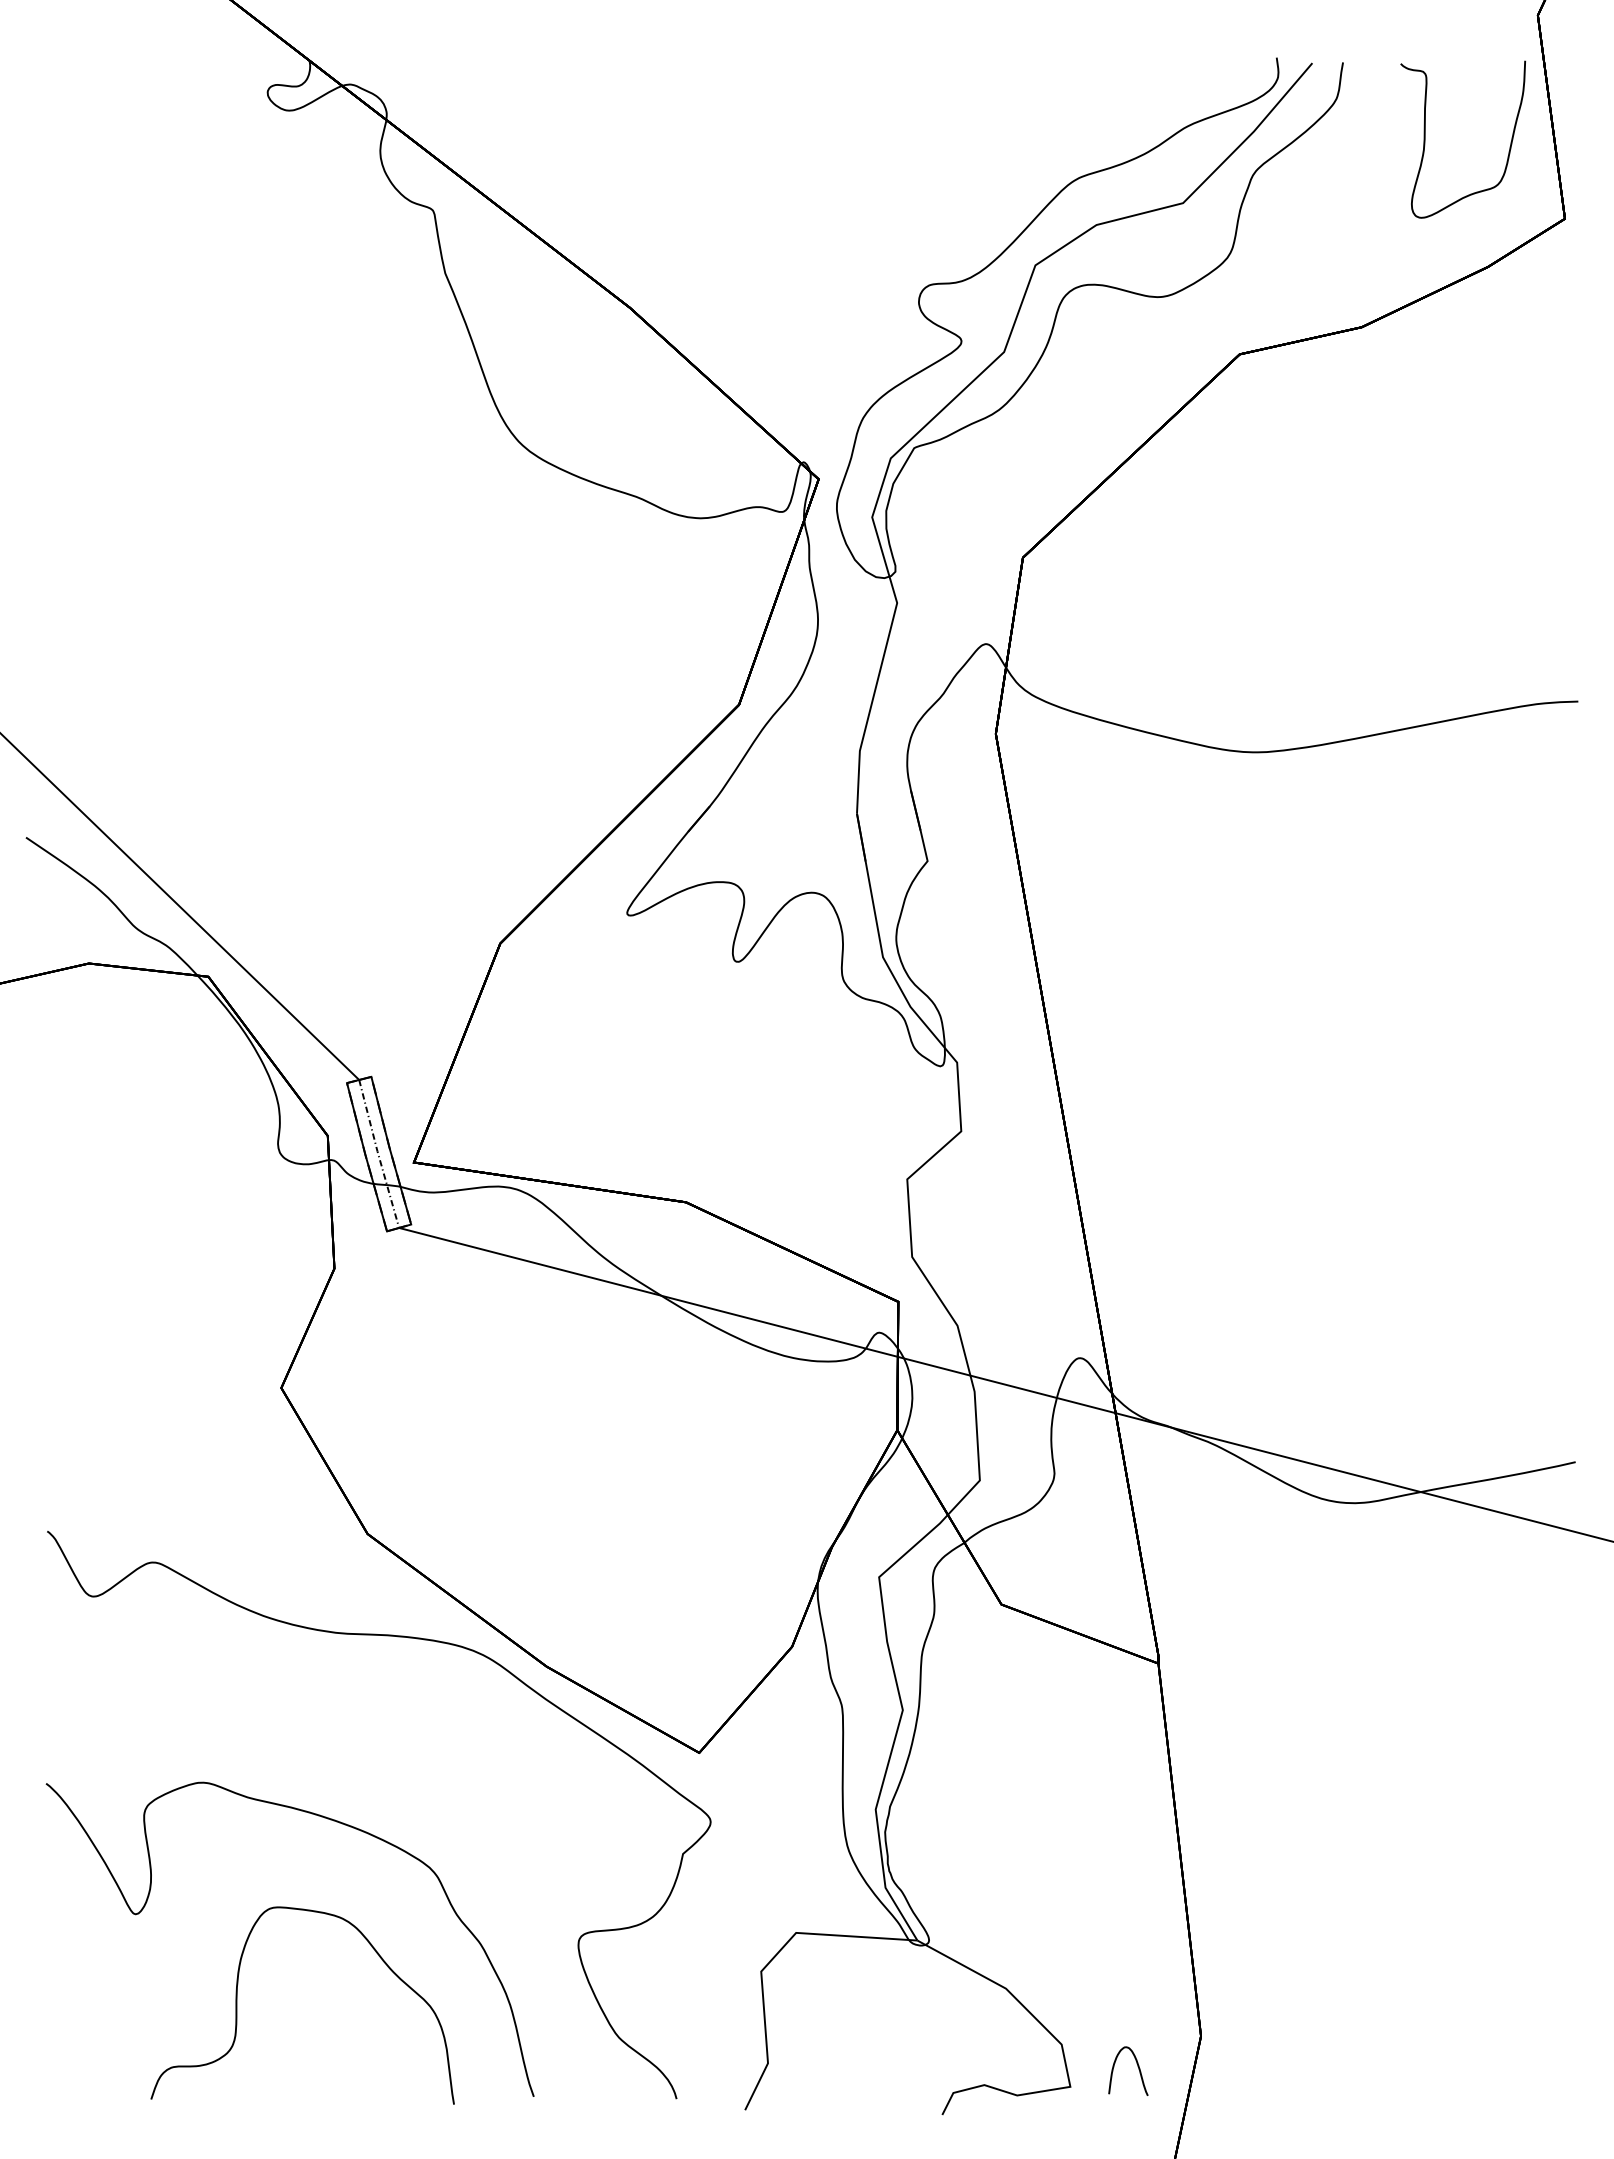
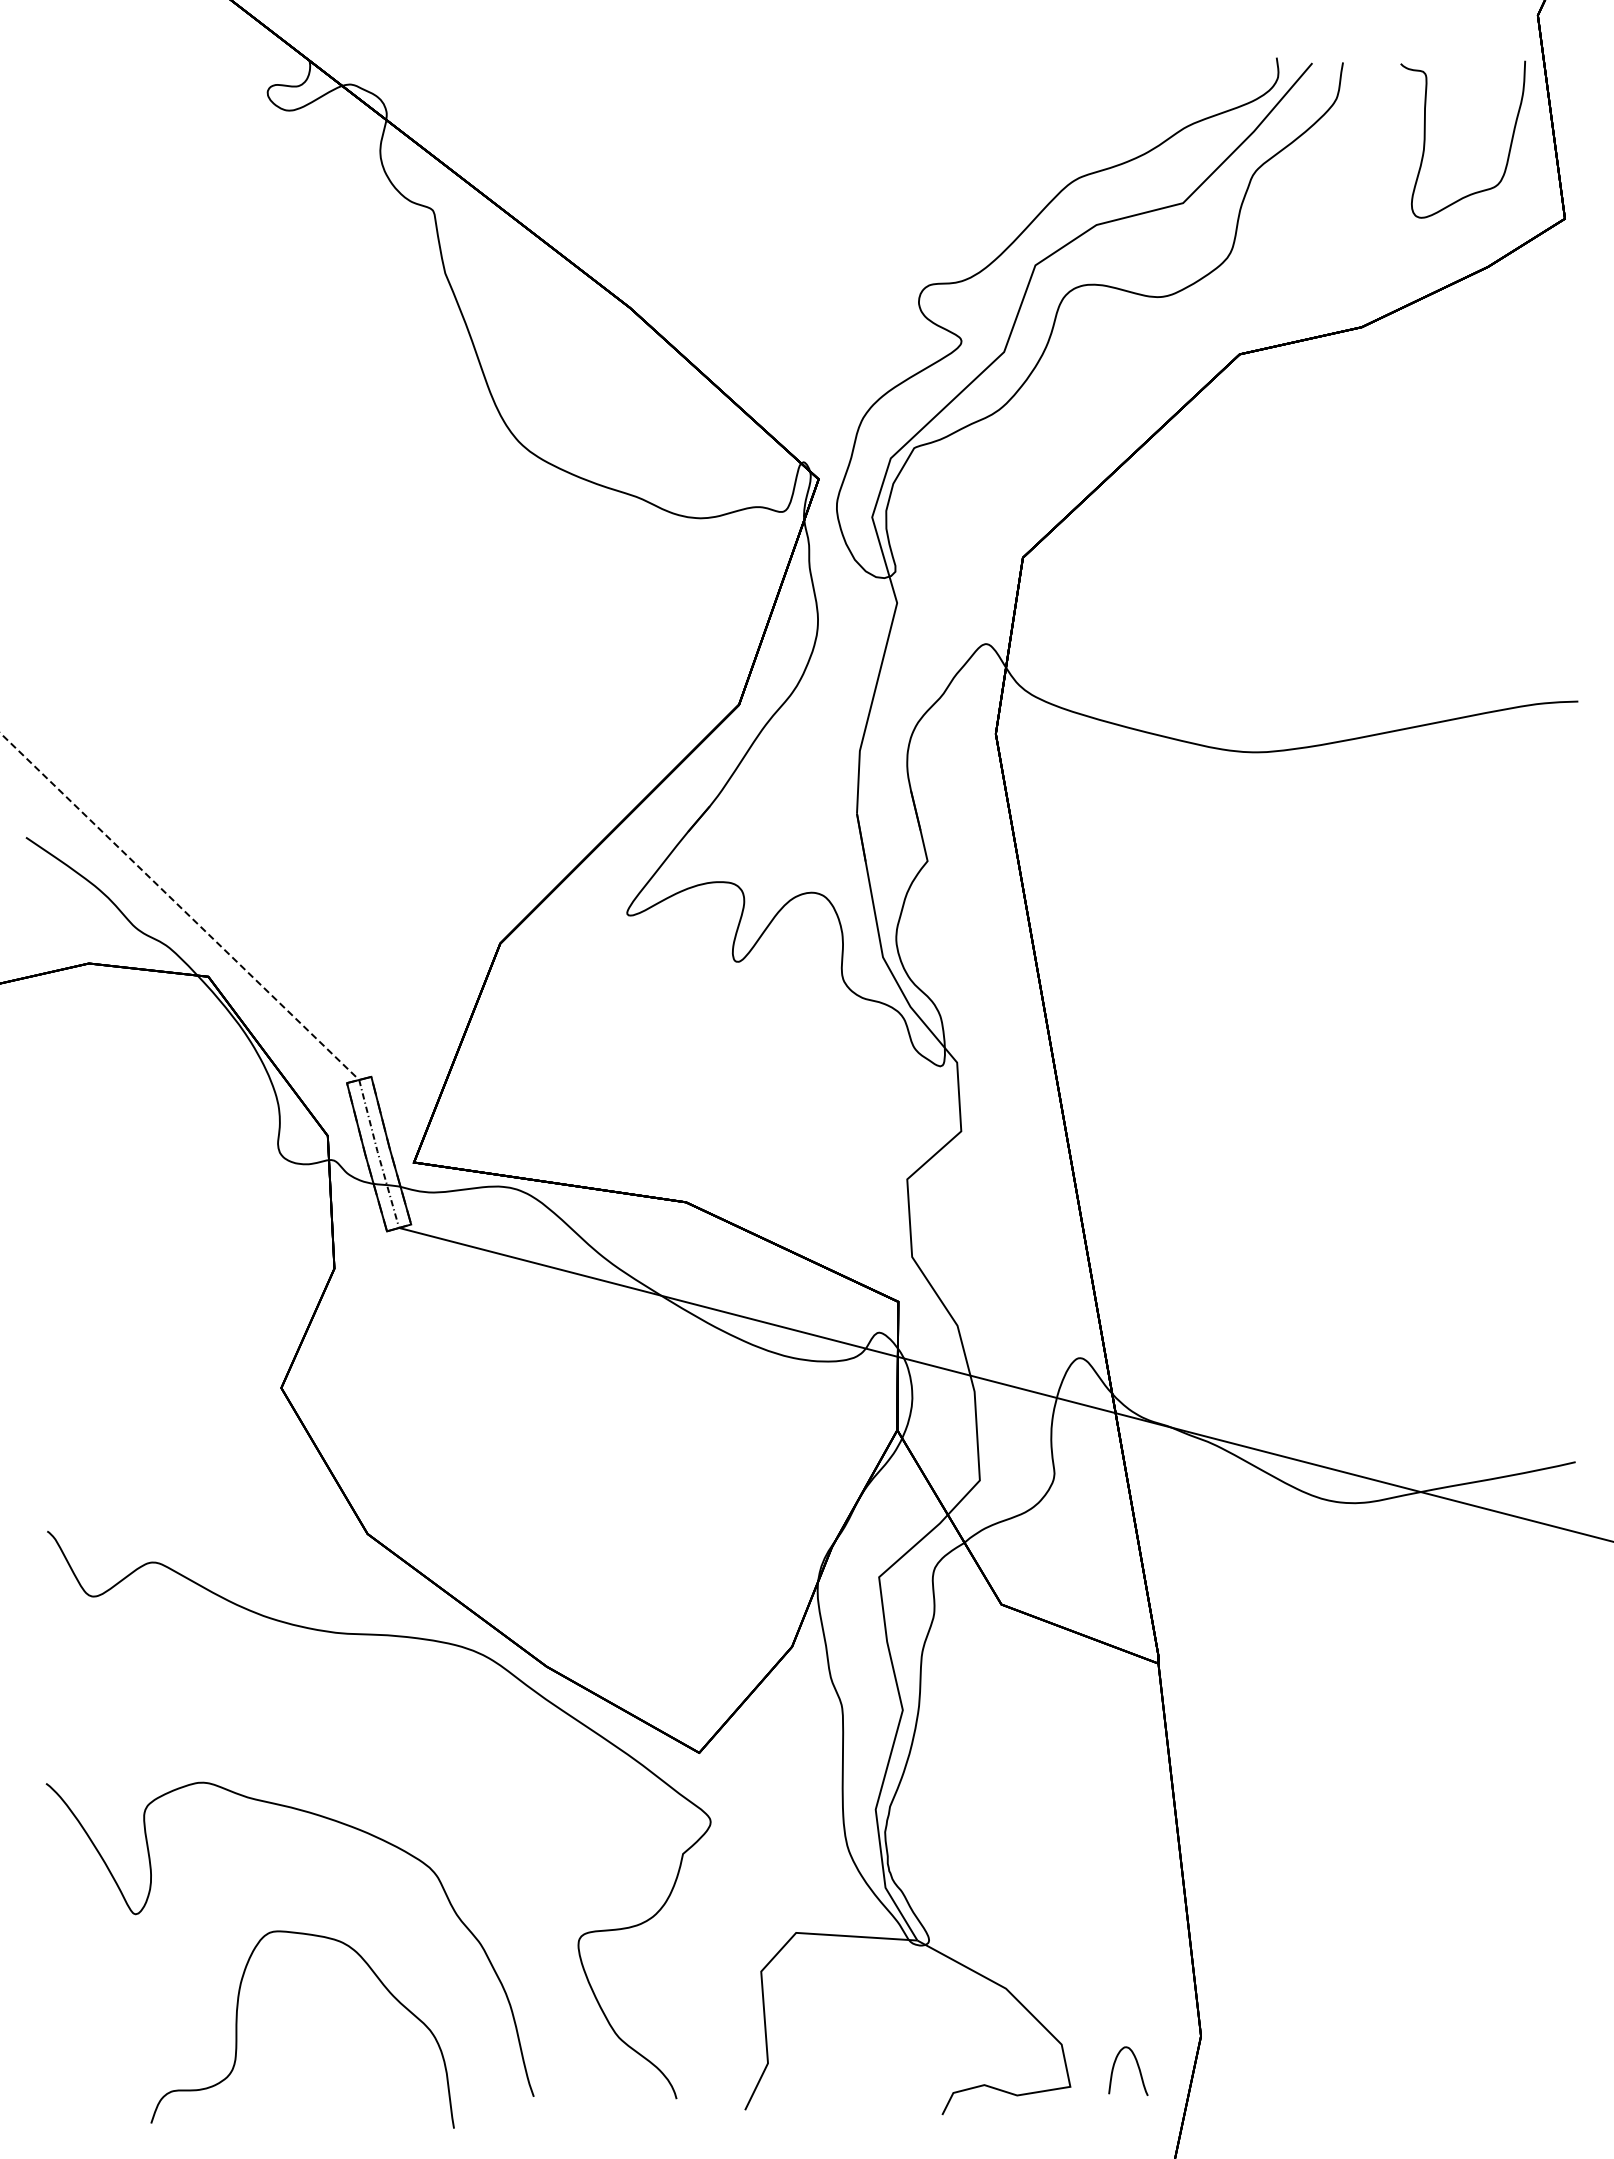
line: solid -> dashed (180, 907)
part position: (237, 2005) -> (237, 2029) (237, 2029)
